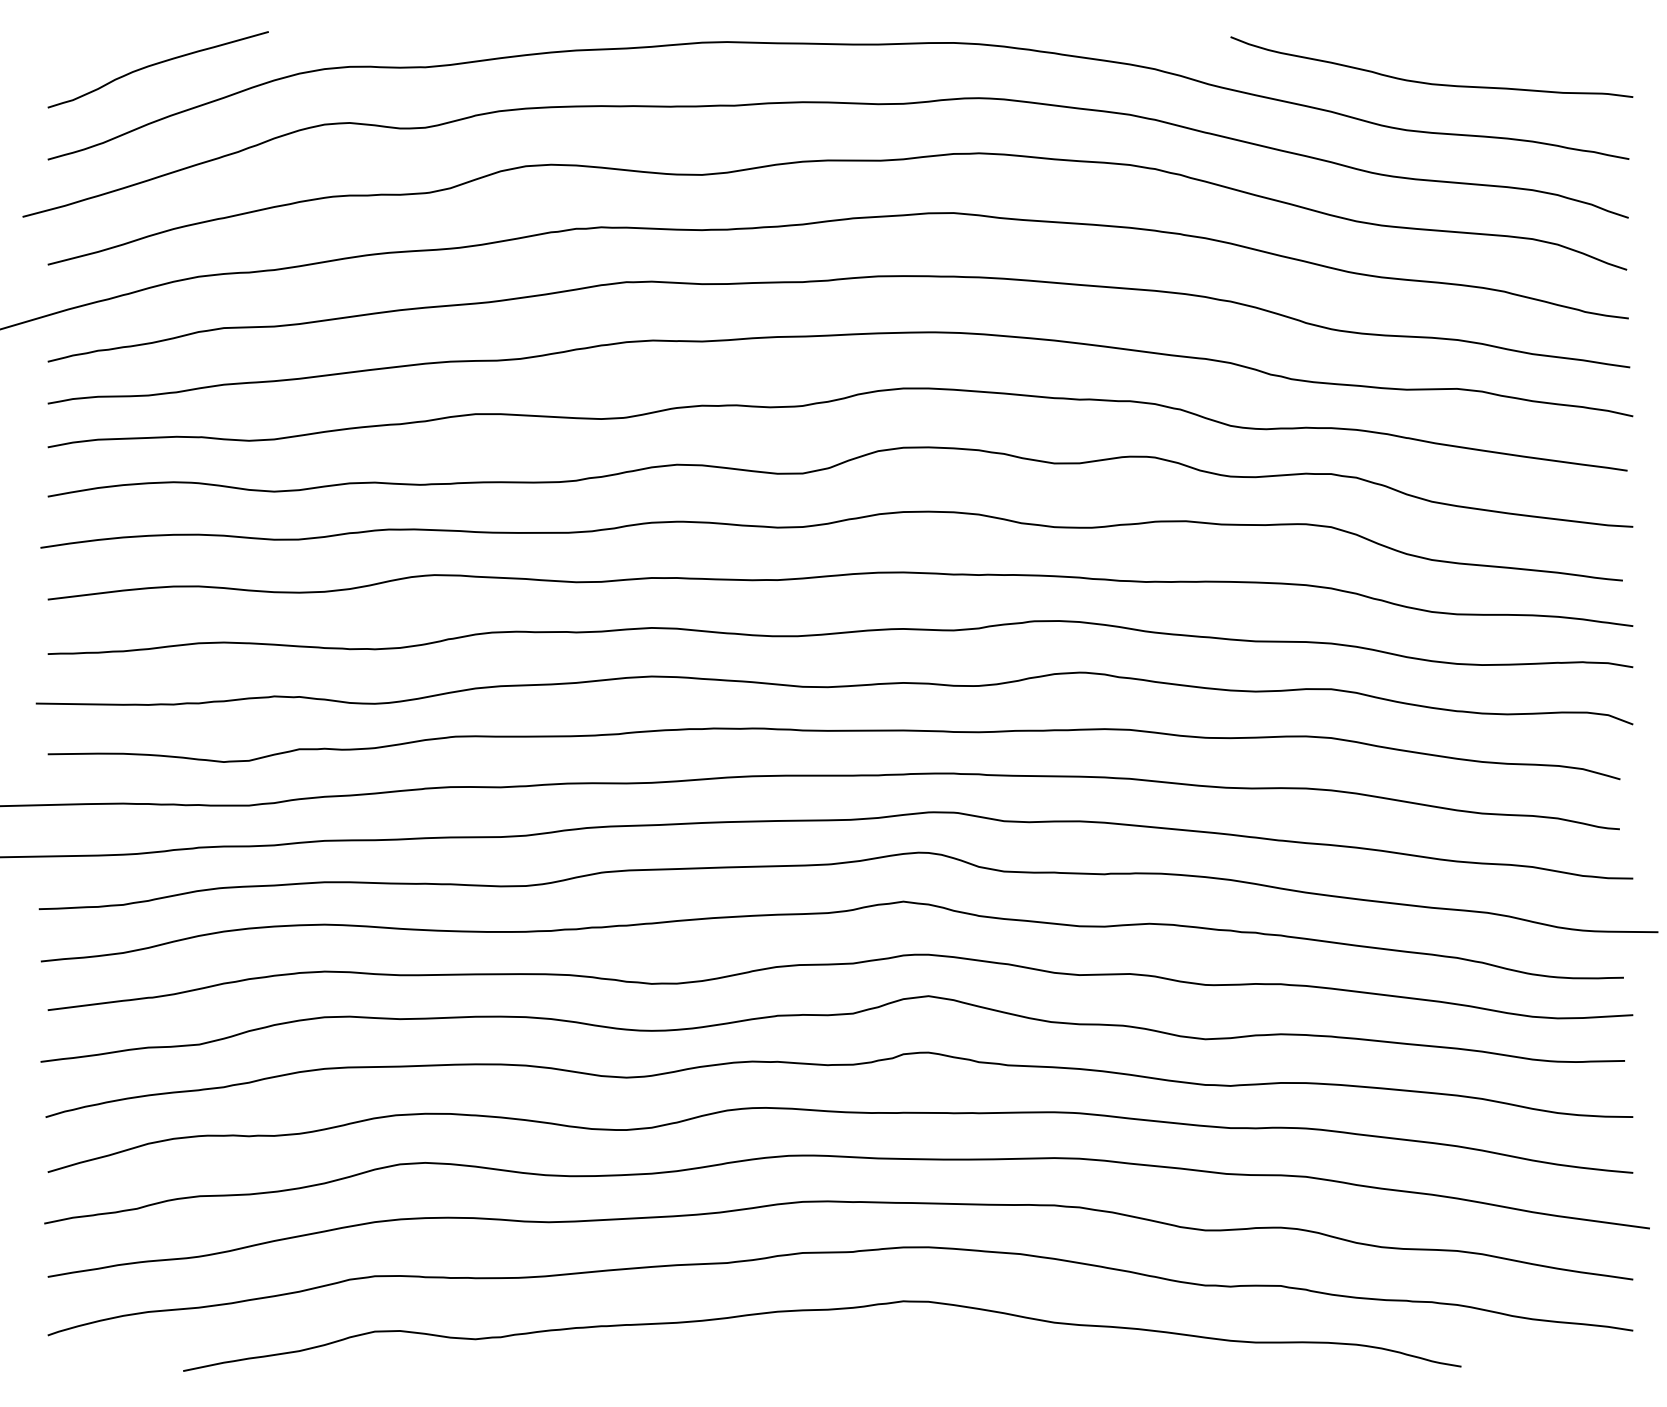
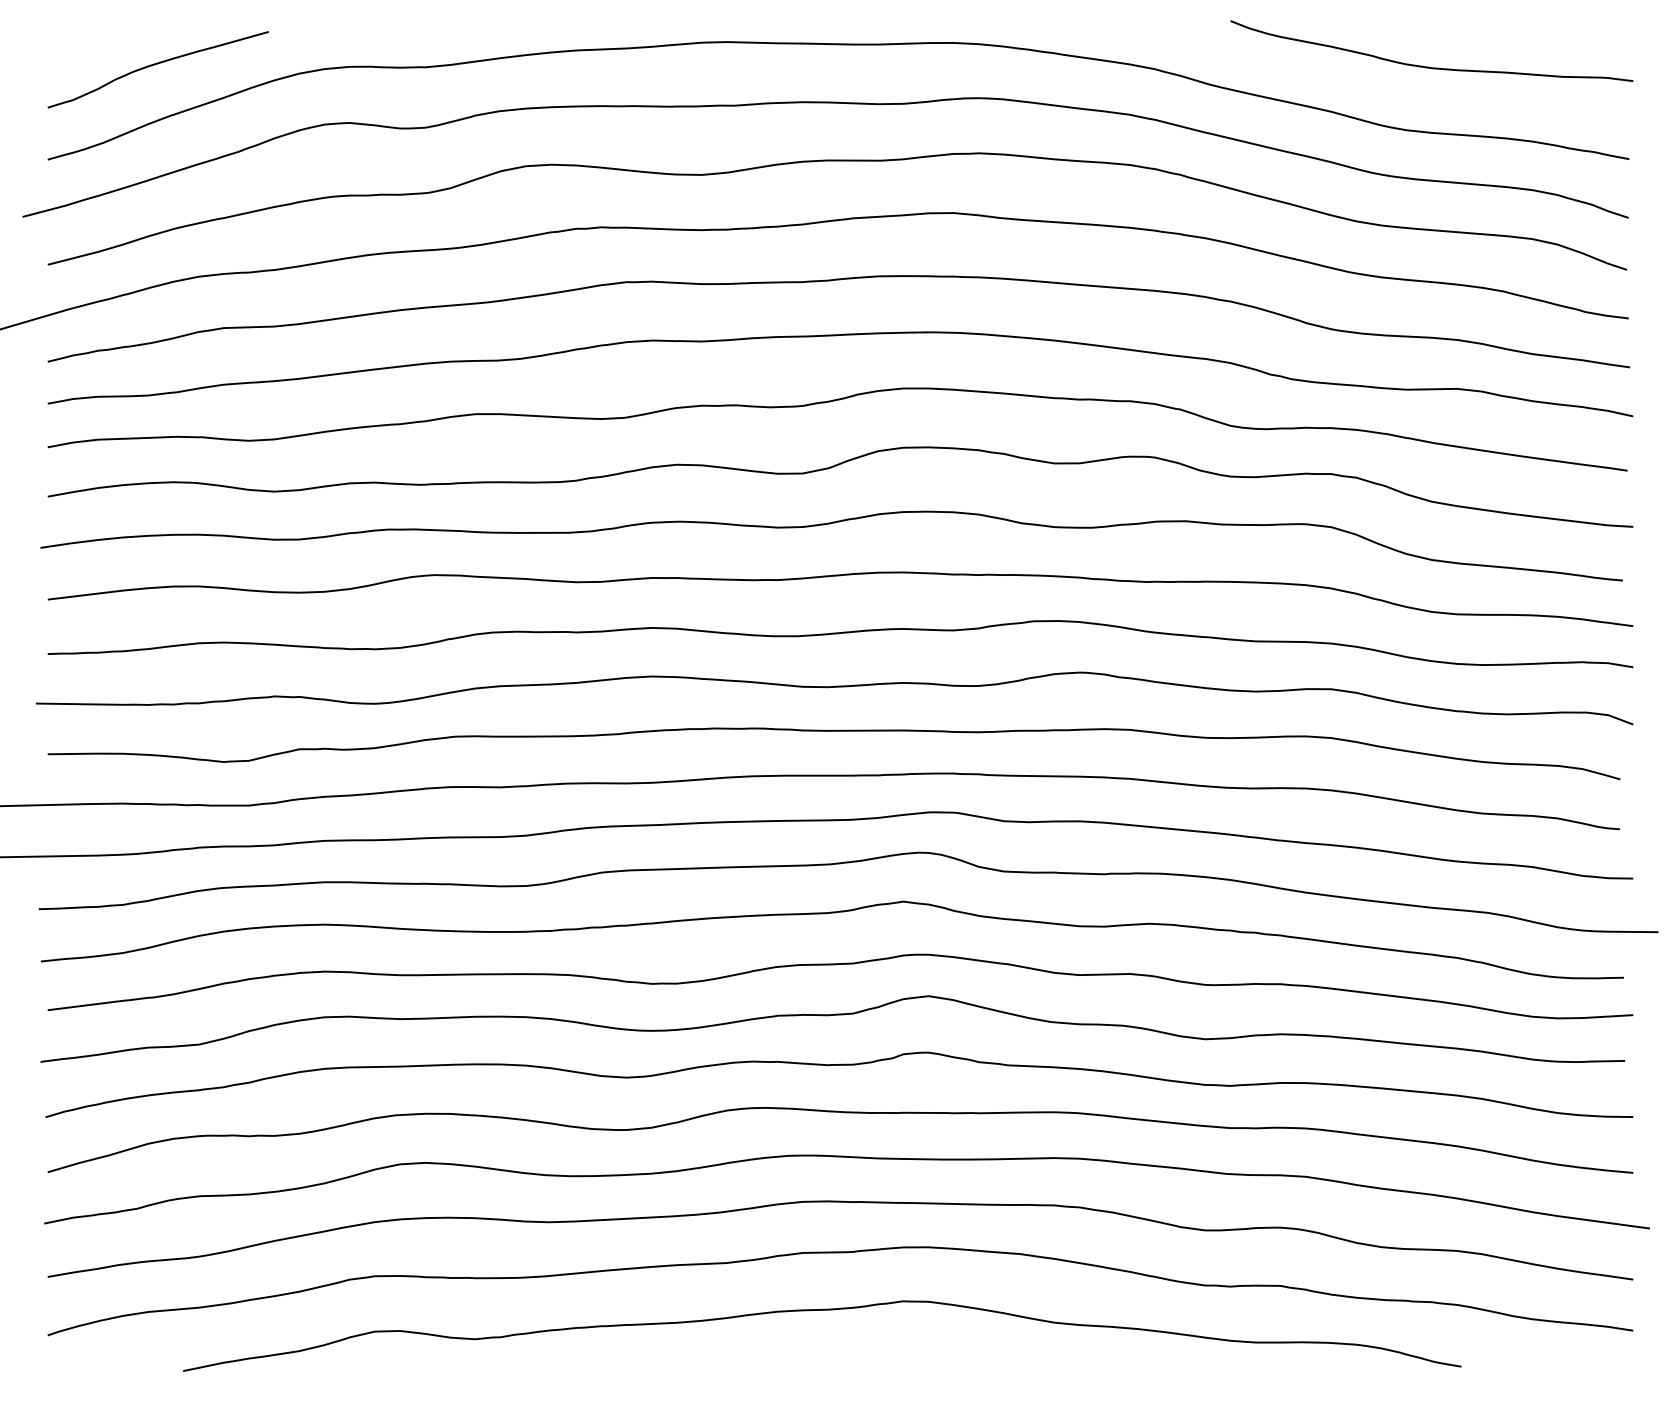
curve position: (1429, 82) -> (1429, 66) (1429, 66)
